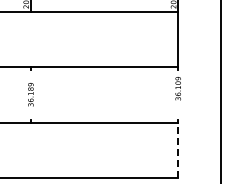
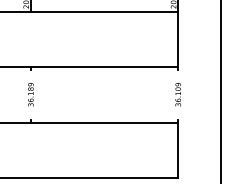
text position: (177, 88) -> (177, 94) (177, 94)
line: dashed -> solid (178, 150)
